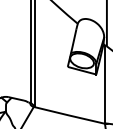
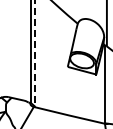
line: solid -> dashed (35, 54)
